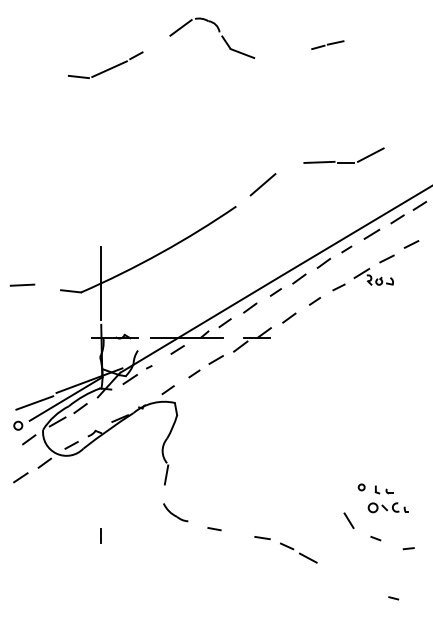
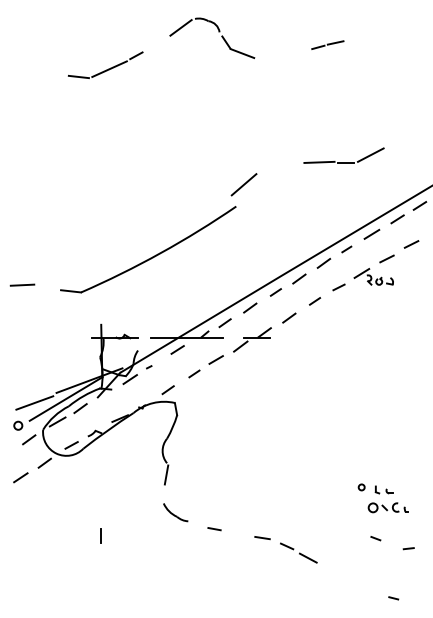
line position: (262, 184) -> (243, 184) (243, 184)
line: present -> none (101, 283)
line: present -> none (348, 520)
